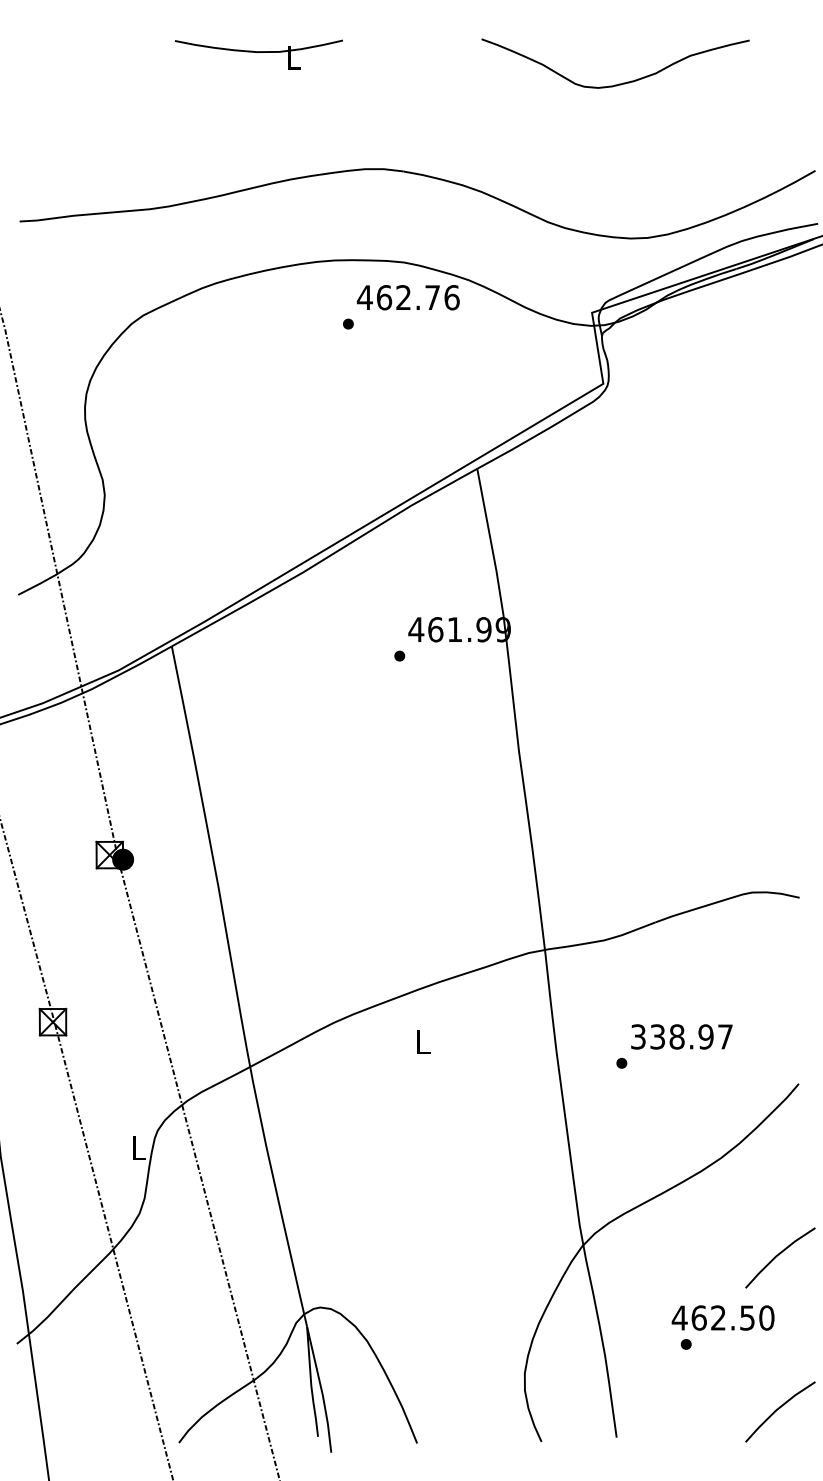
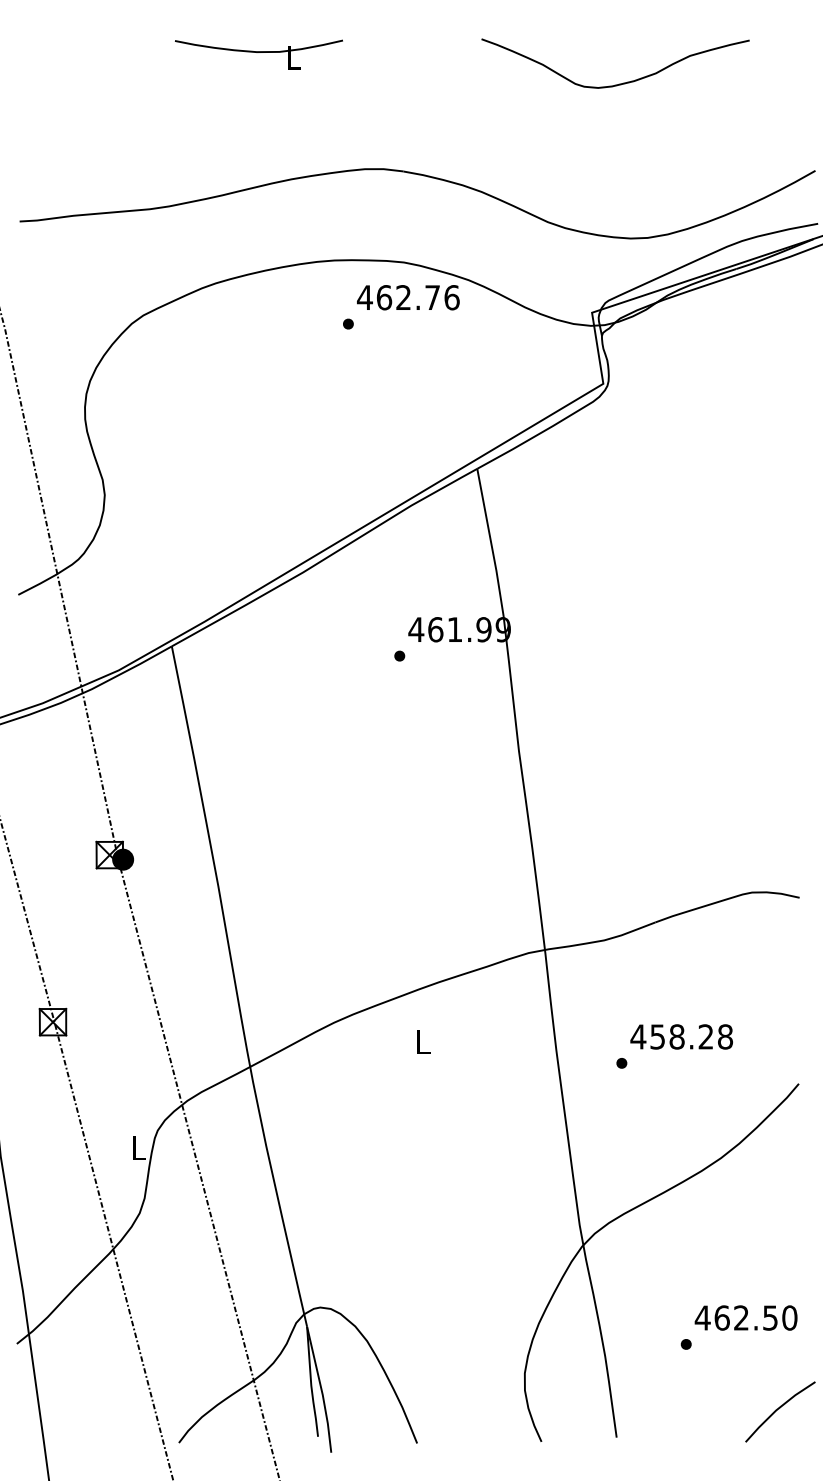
text: 338.97 -> 458.28 (681, 1036)
line: present -> none (779, 1255)
text position: (722, 1317) -> (745, 1317) (745, 1317)
